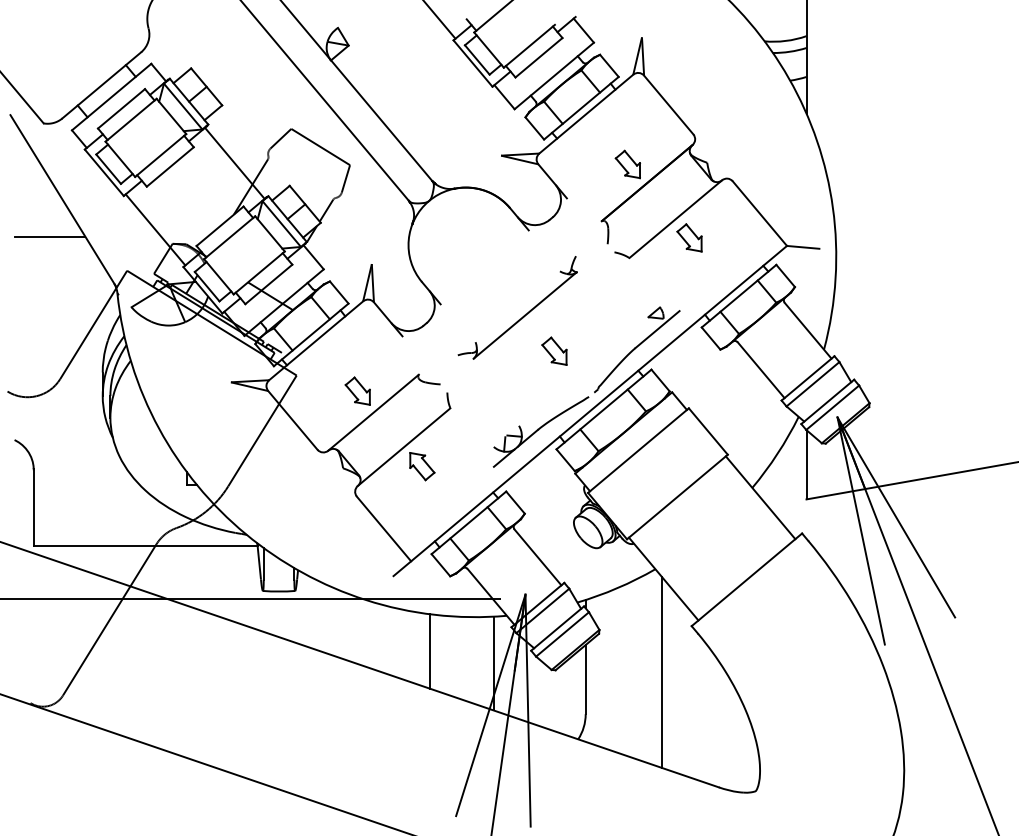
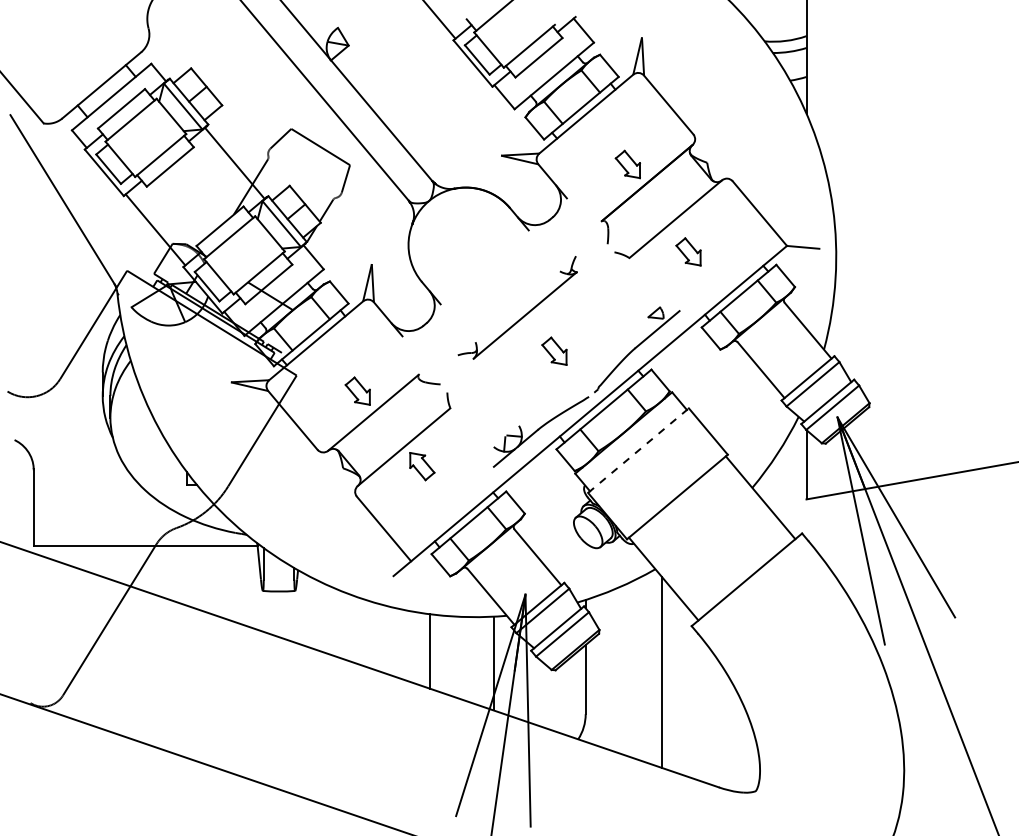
line: present -> none (49, 236)
part position: (689, 237) -> (688, 251) (688, 251)
line: solid -> dashed (638, 450)
line: present -> none (251, 599)
